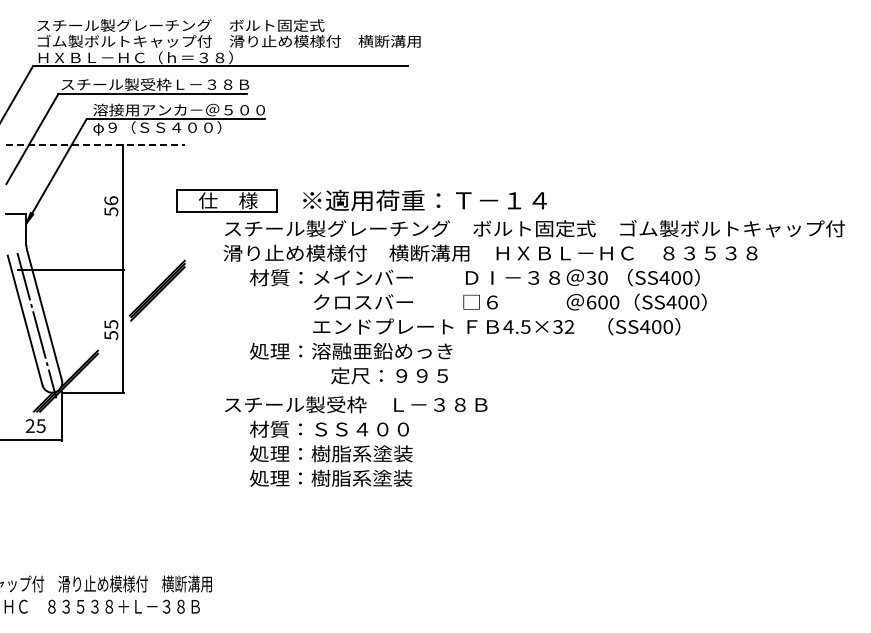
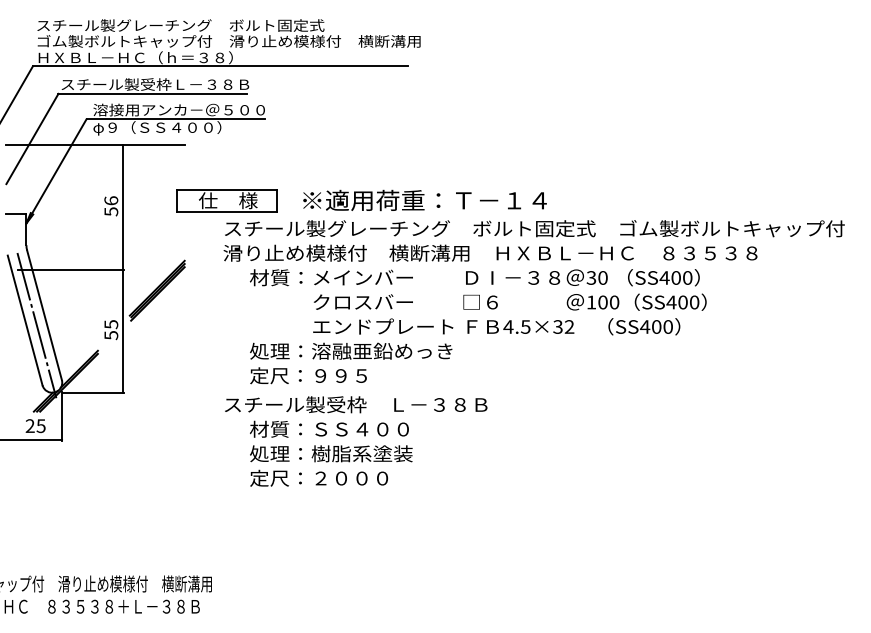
line: dashed -> solid (96, 145)
text: 600 -> 100 (591, 302)
text position: (389, 375) -> (308, 375) (308, 375)
text: 処理：樹脂系塗装 -> 定尺：２０００ (331, 477)
